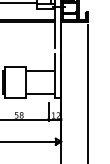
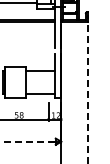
line: solid -> dashed (87, 94)
line: solid -> dashed (27, 141)
